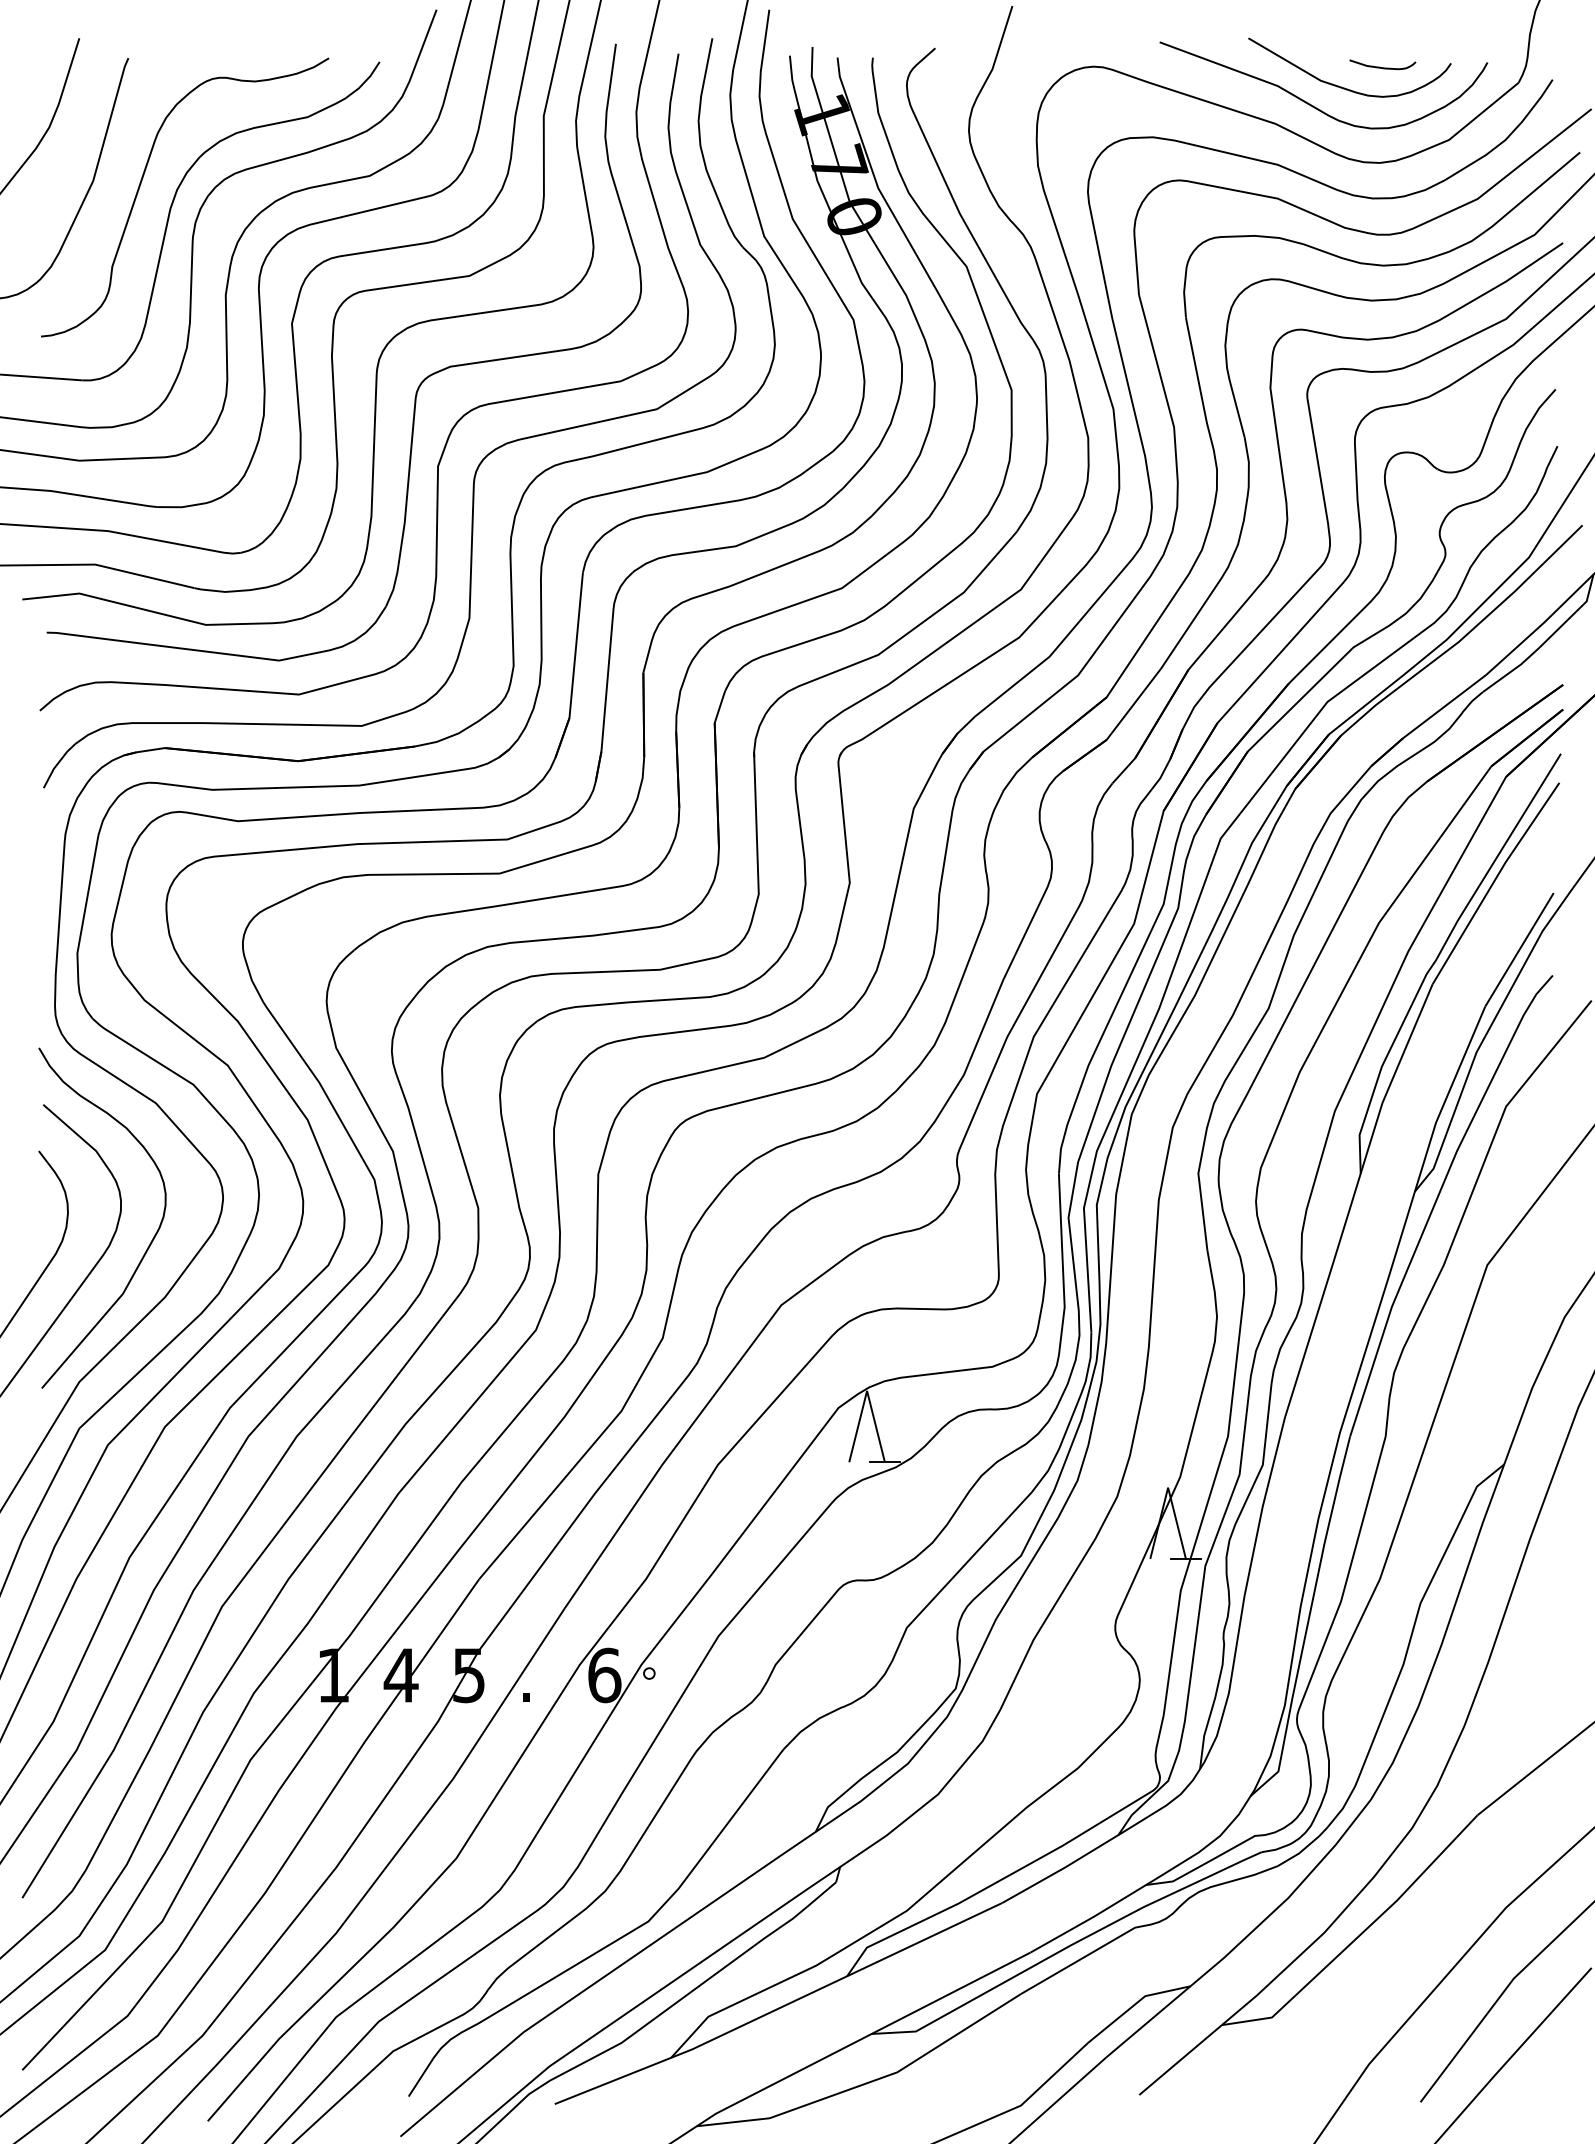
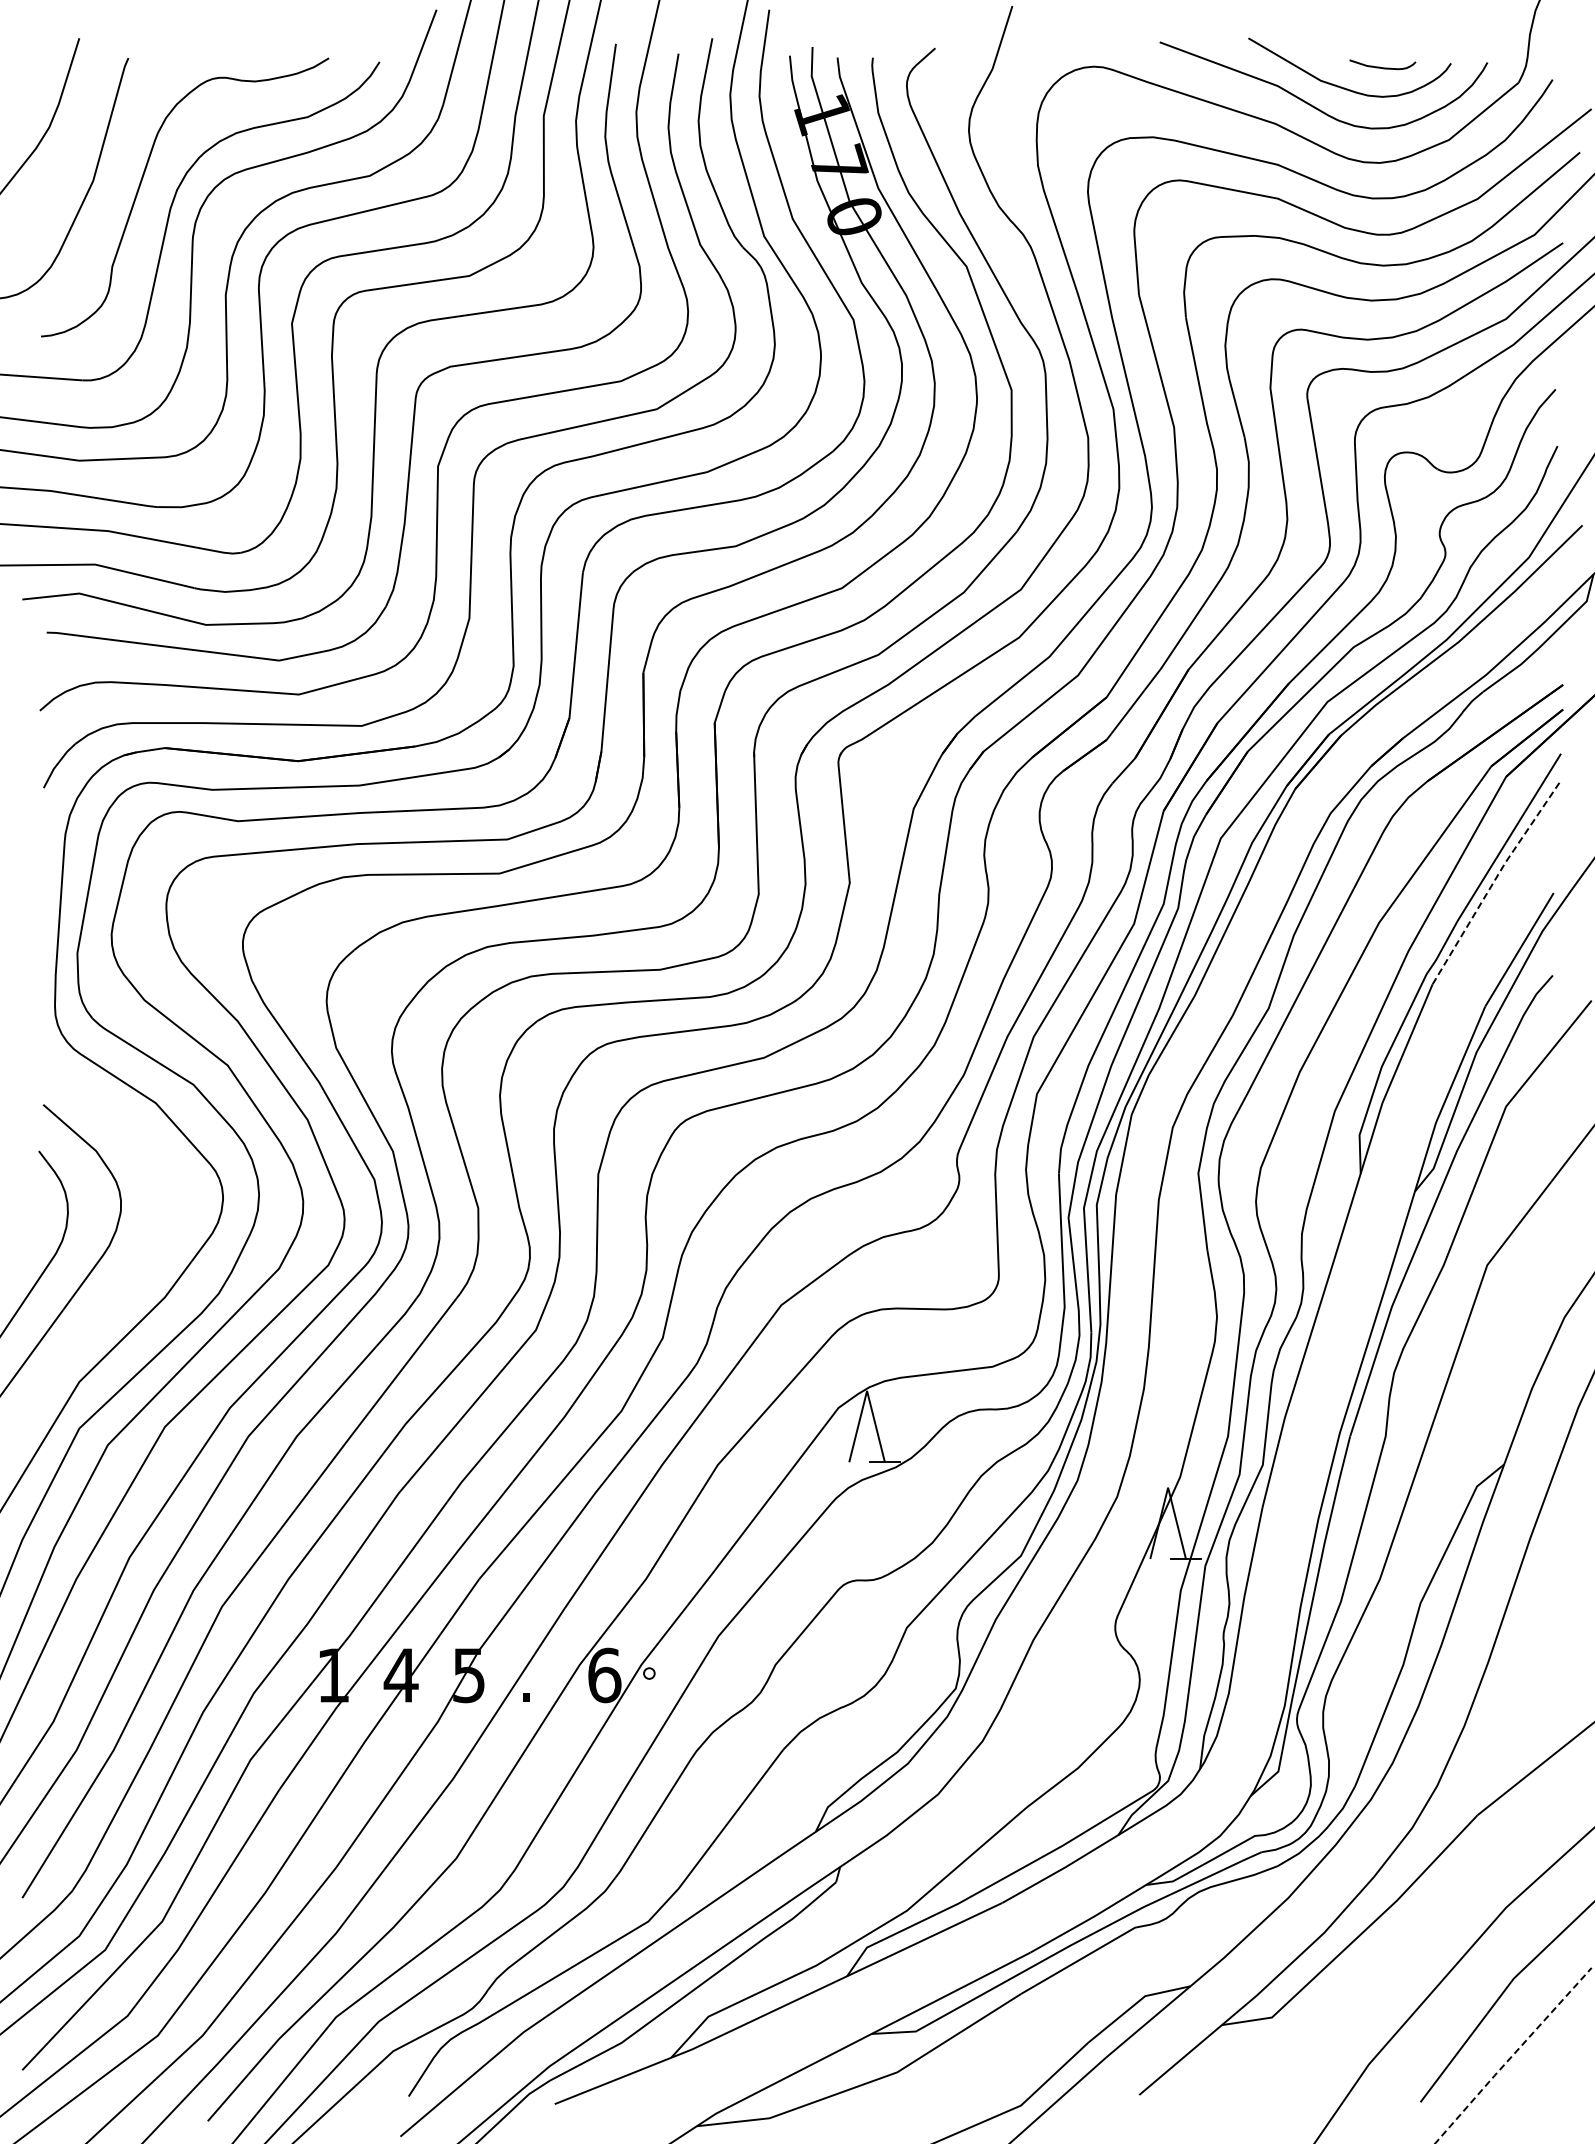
line: solid -> dashed (1493, 881)
curve: present -> none (149, 1243)
line: solid -> dashed (1512, 2055)
